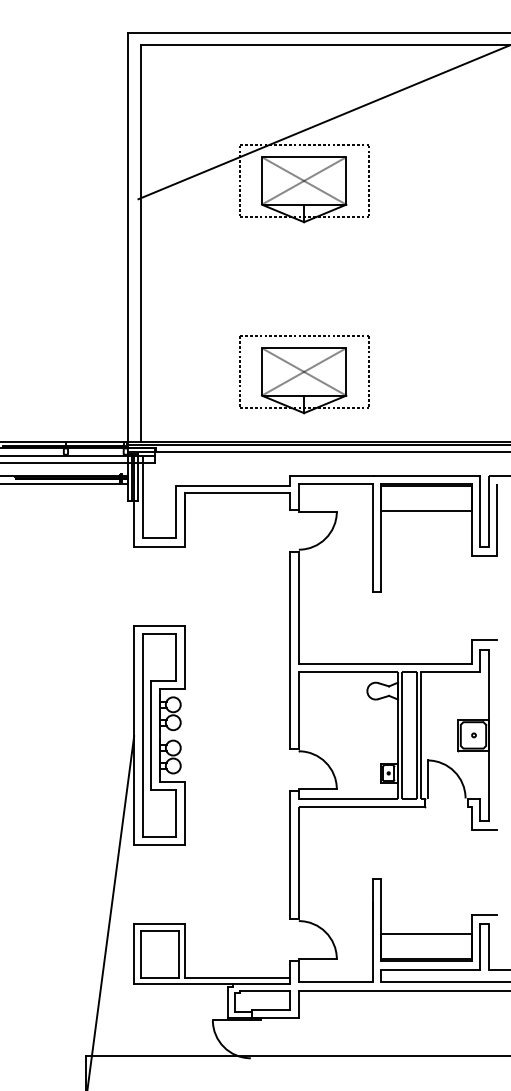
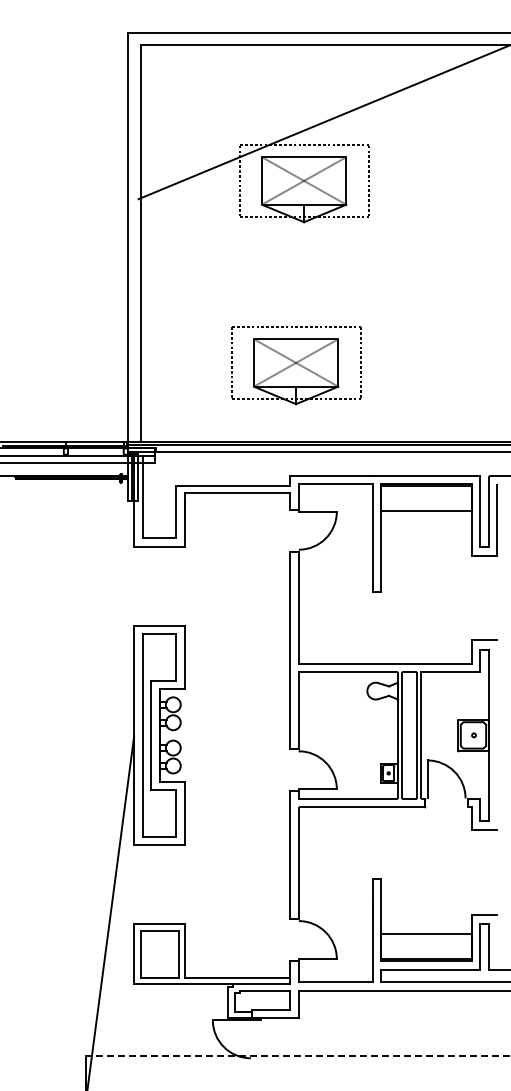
part position: (304, 374) -> (296, 365) (296, 365)
line: present -> none (64, 484)
line: solid -> dashed (297, 1056)
